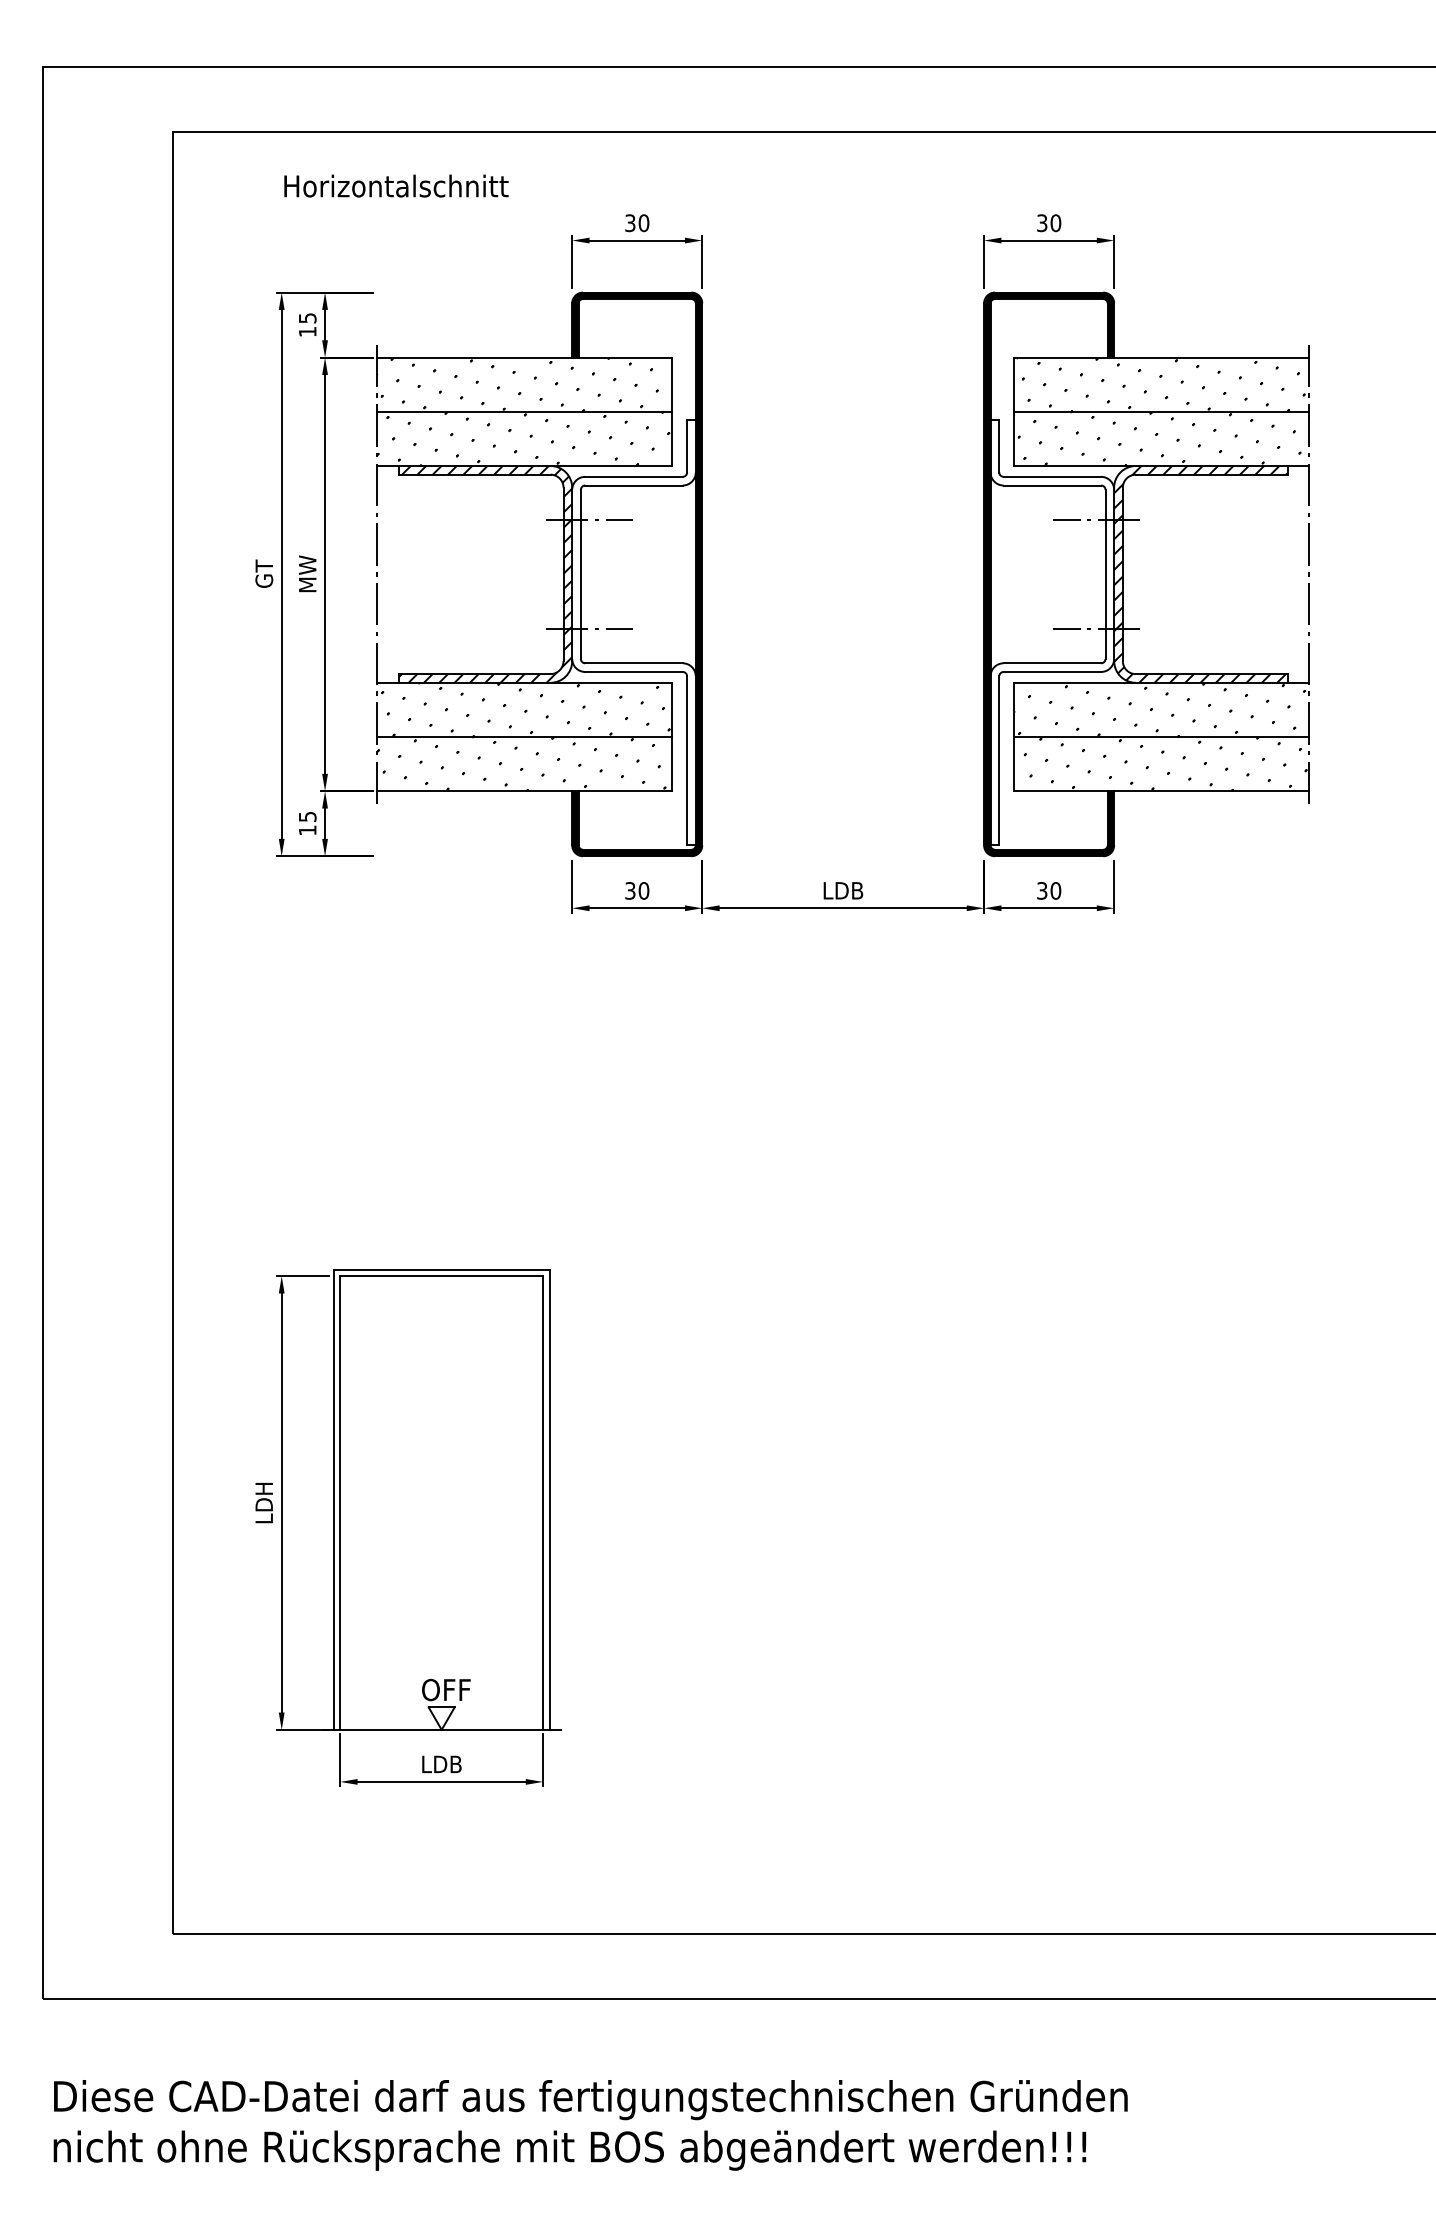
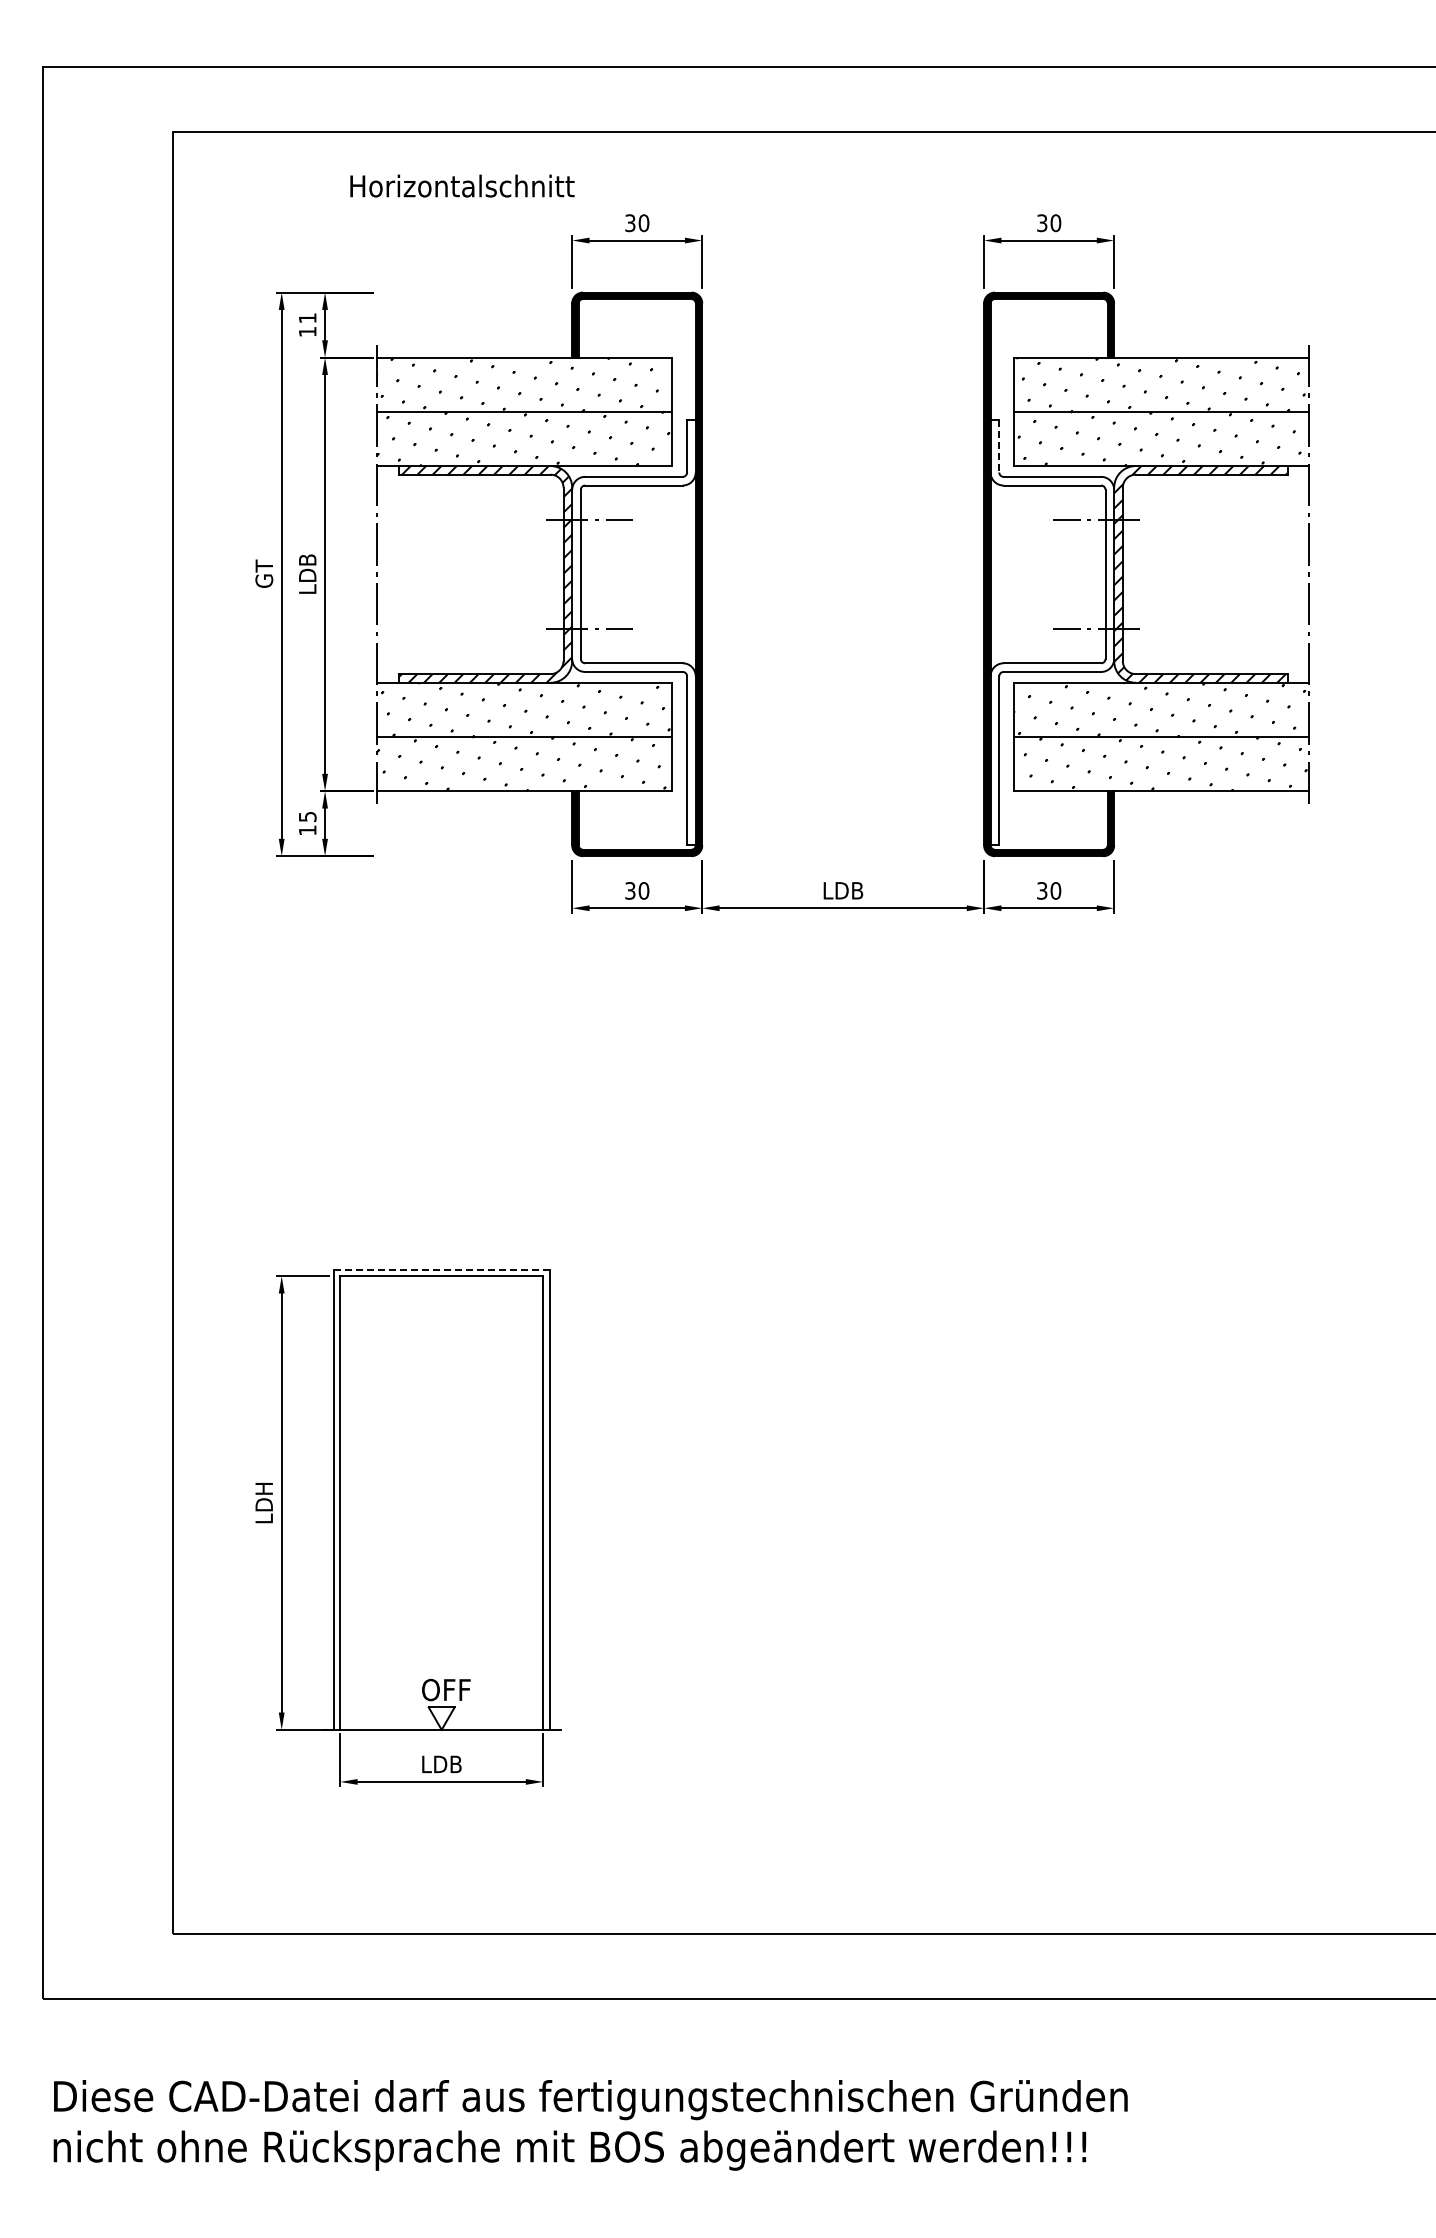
text position: (396, 185) -> (462, 185) (462, 185)
text: 15 -> 11 (307, 318)
line: solid -> dashed (999, 447)
text: MW -> LDB (307, 573)
line: solid -> dashed (441, 1269)
